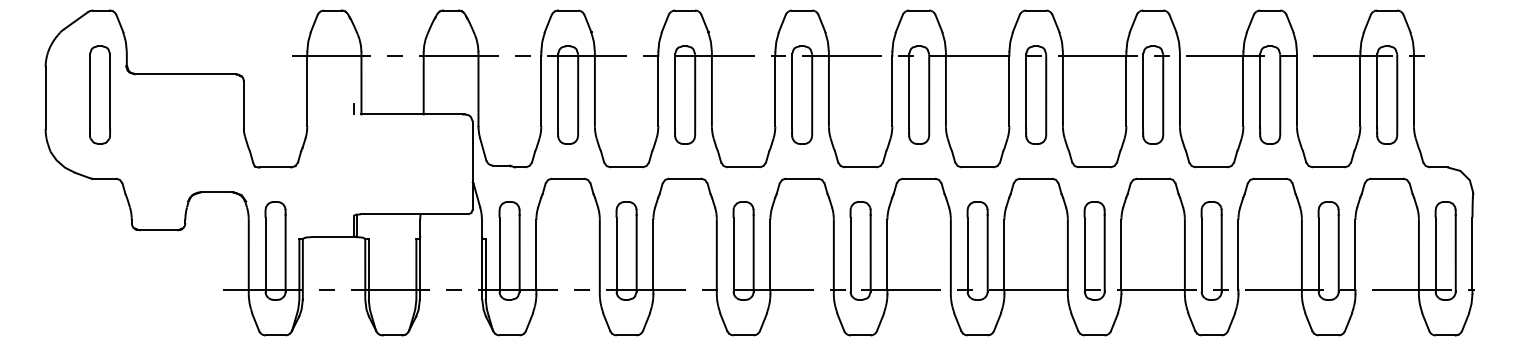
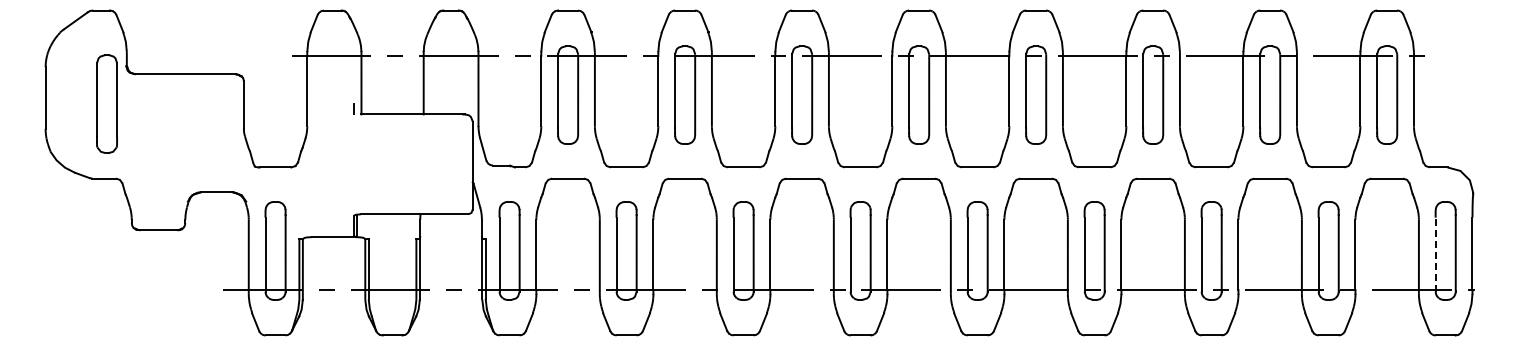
part position: (99, 94) -> (106, 103) (106, 103)
line: solid -> dashed (1435, 254)
